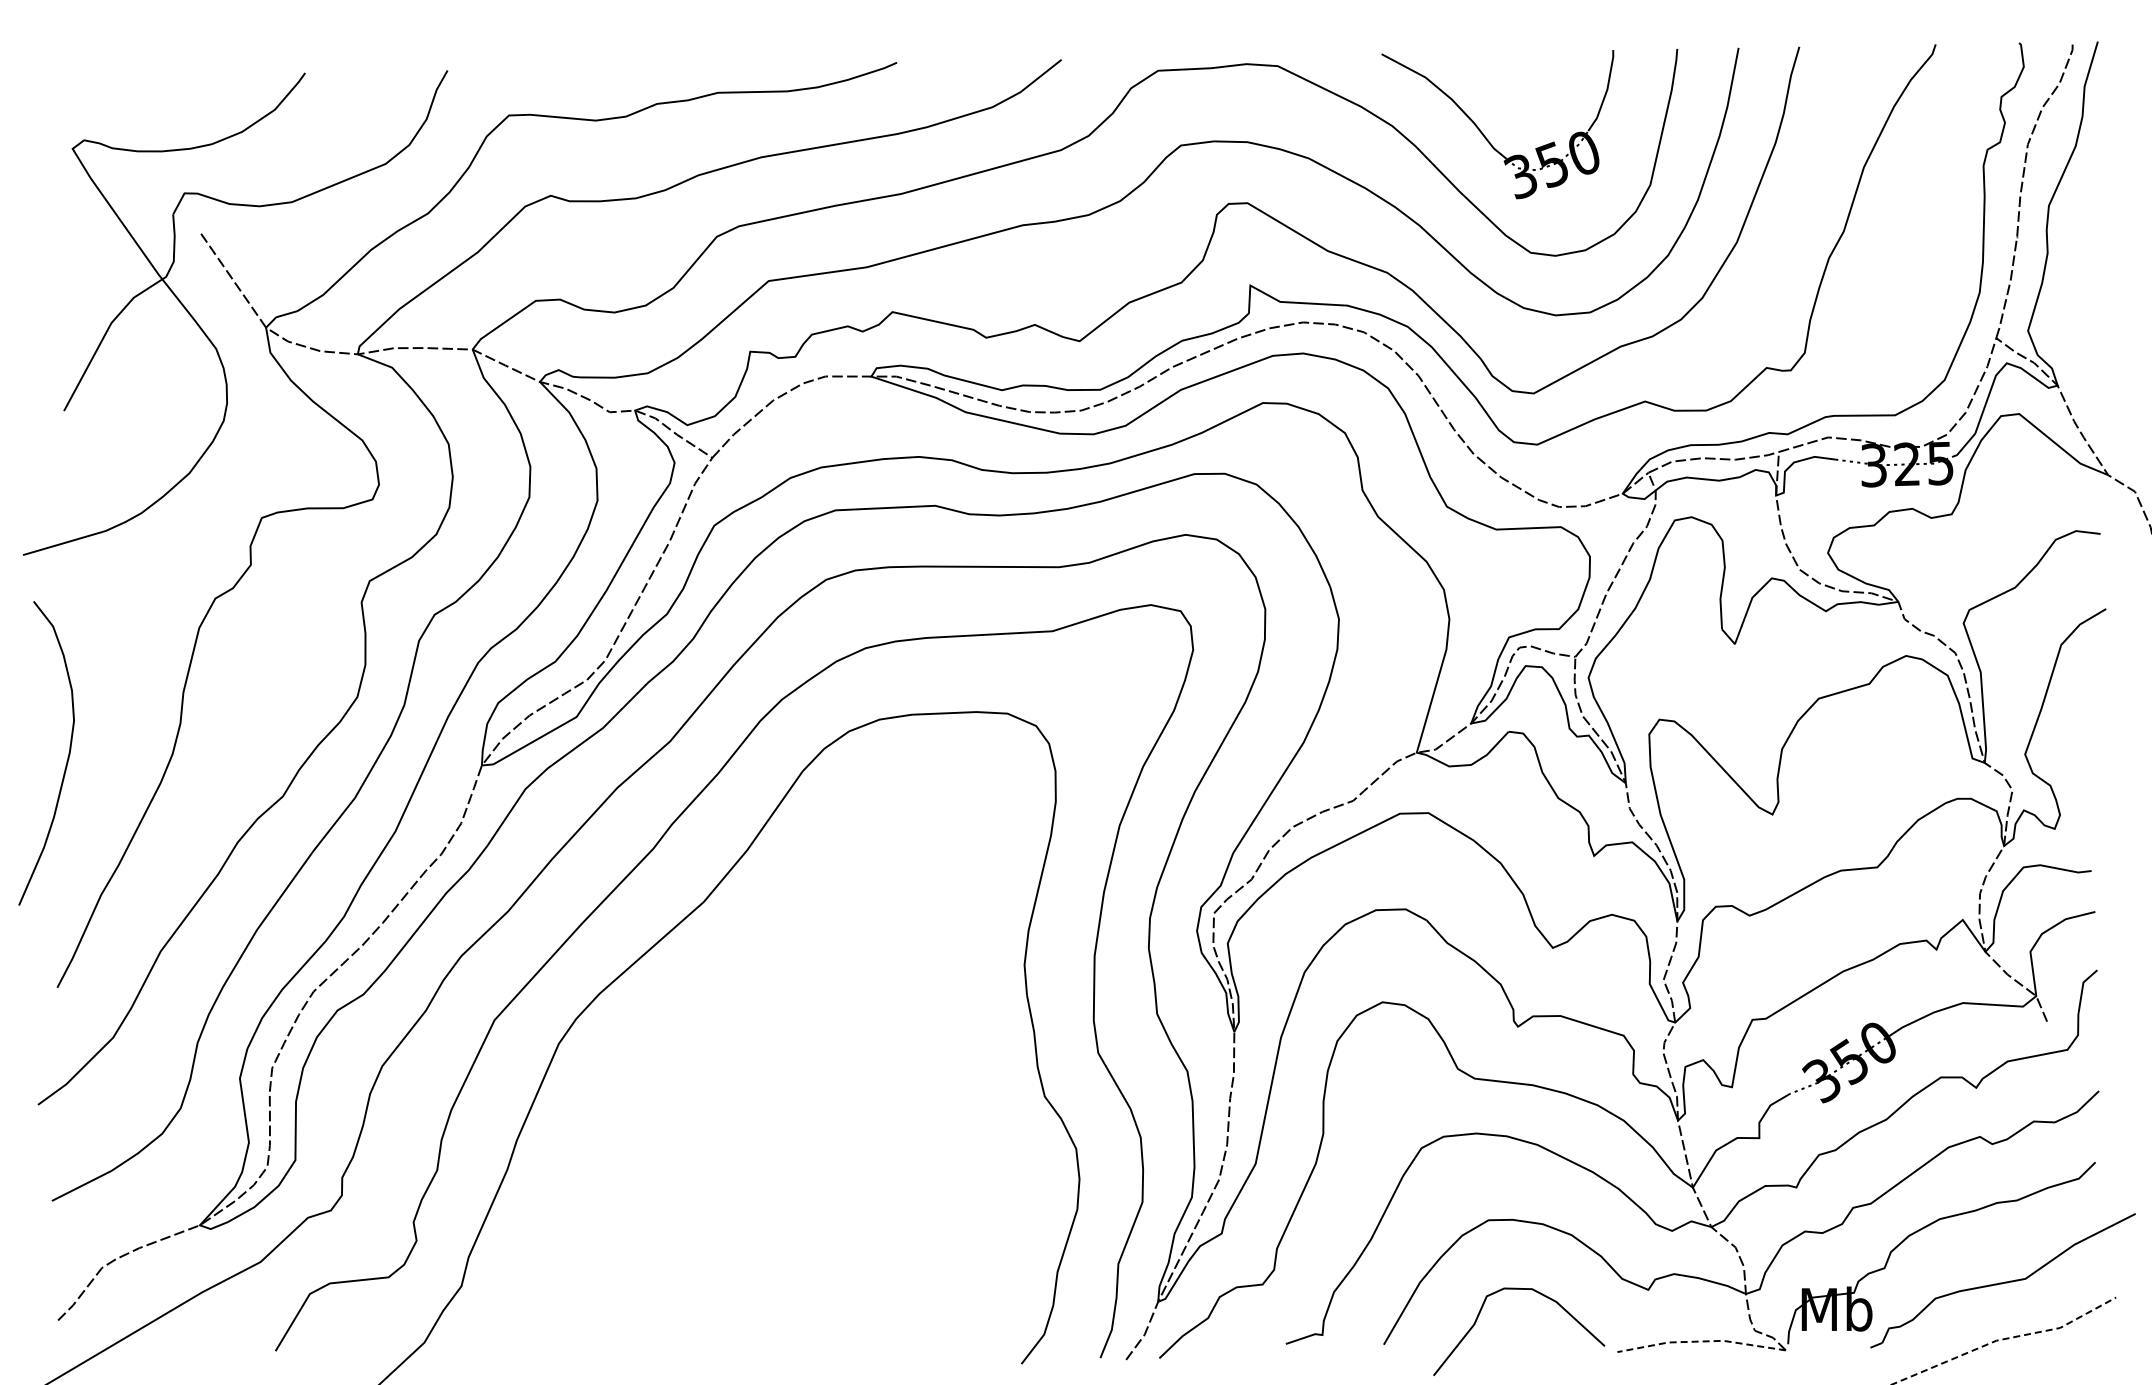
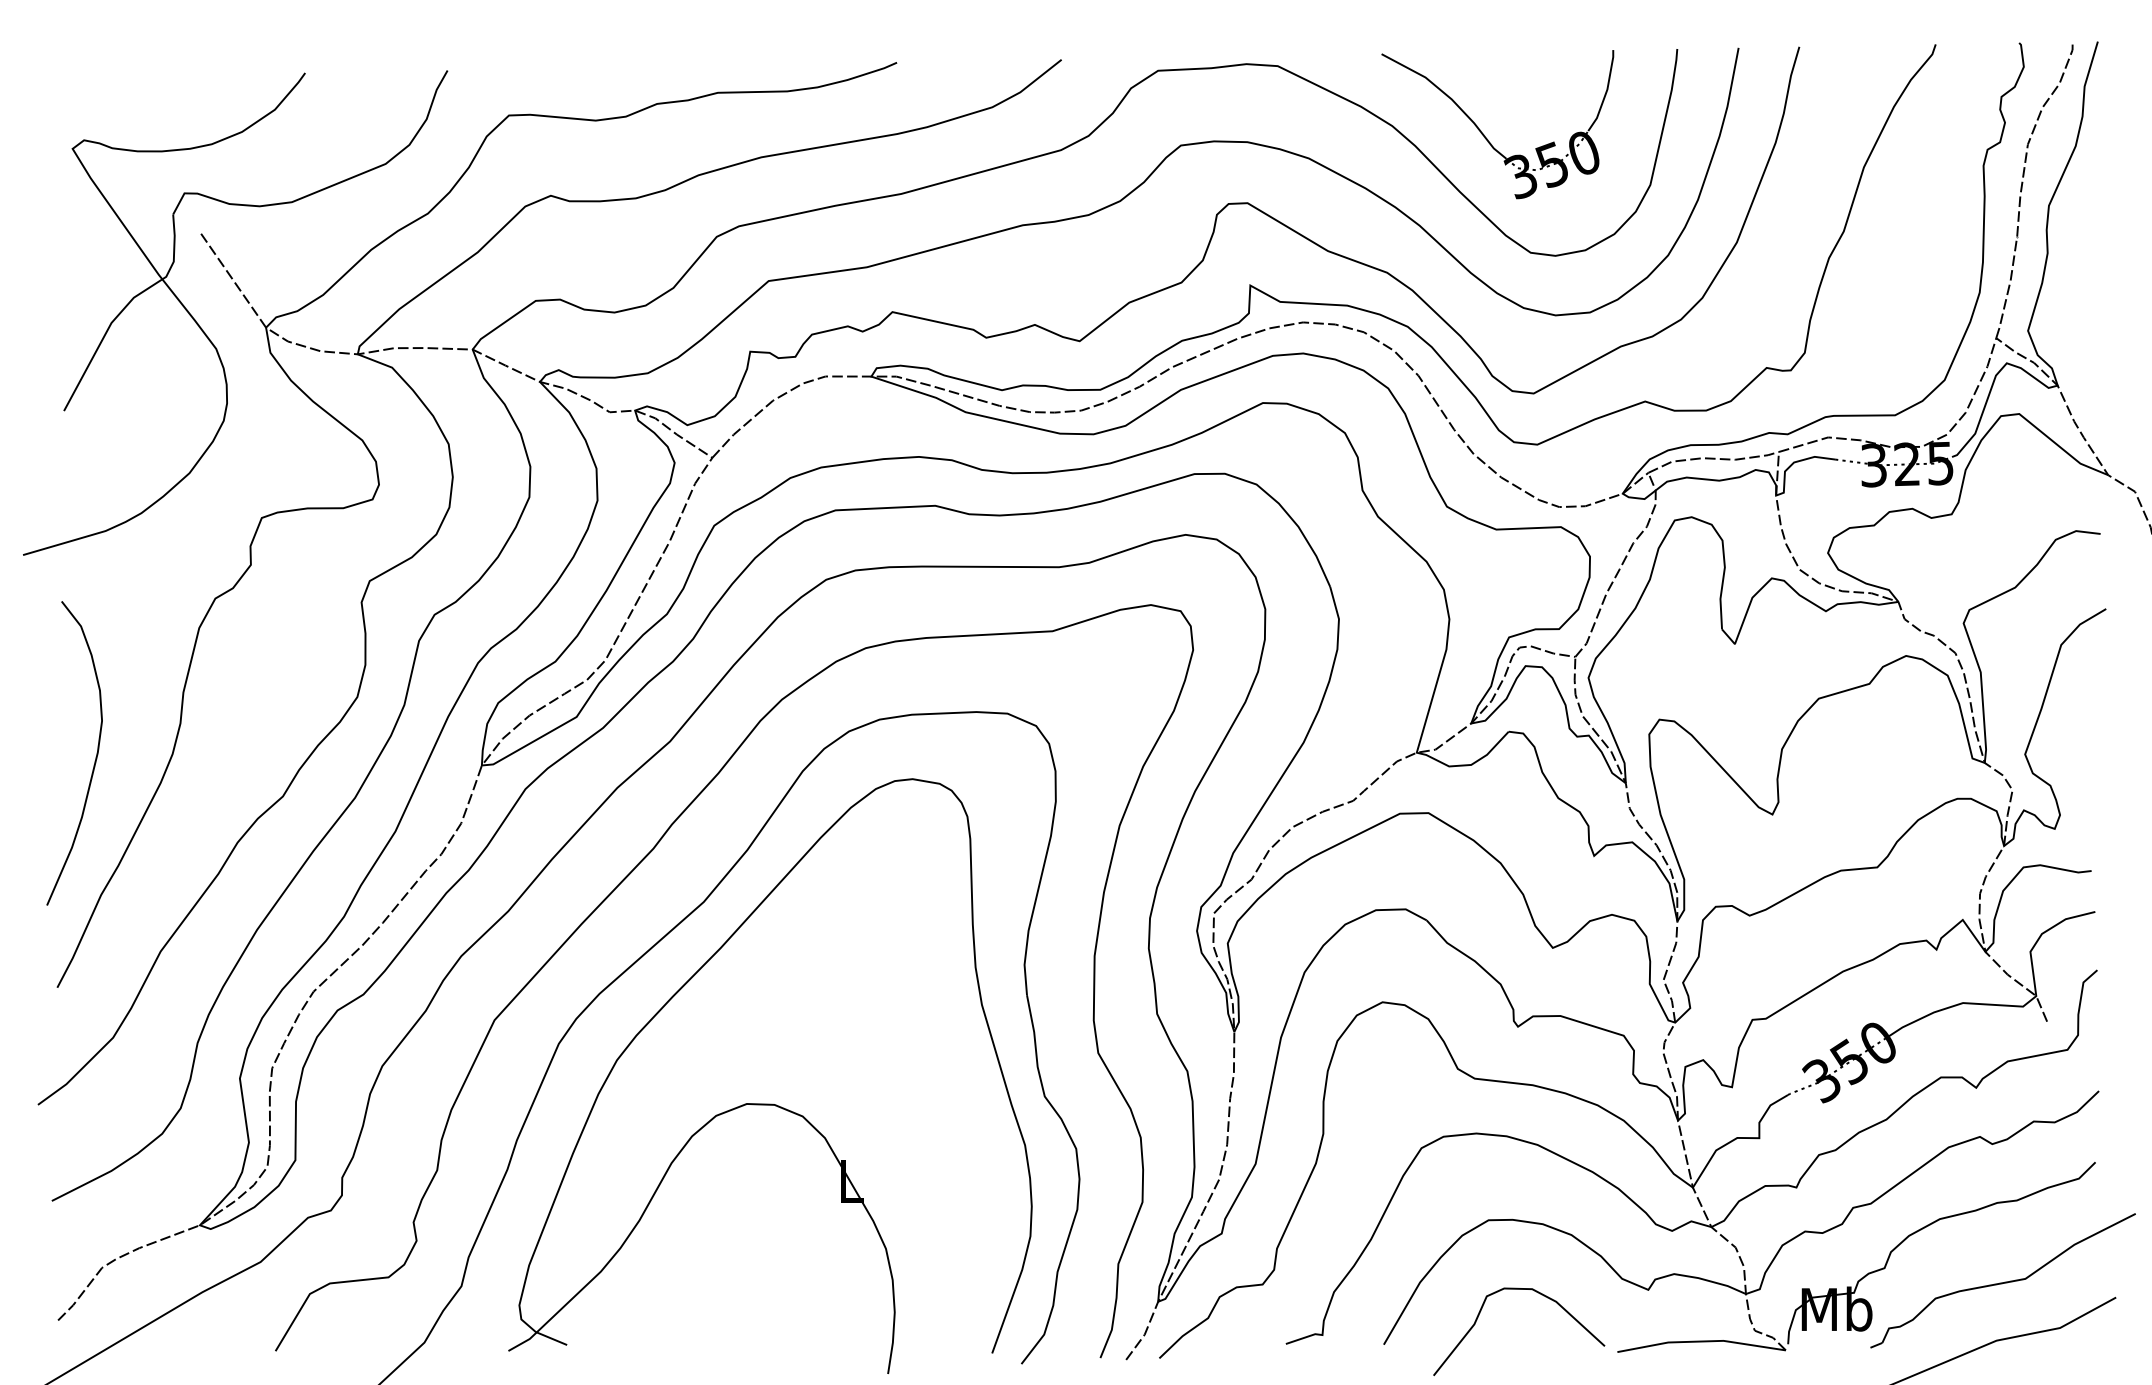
curve position: (67, 757) -> (95, 757) (95, 757)
part: none -> present (770, 1103)
line: dashed -> solid (2004, 1339)
line: dashed -> solid (1701, 1341)
